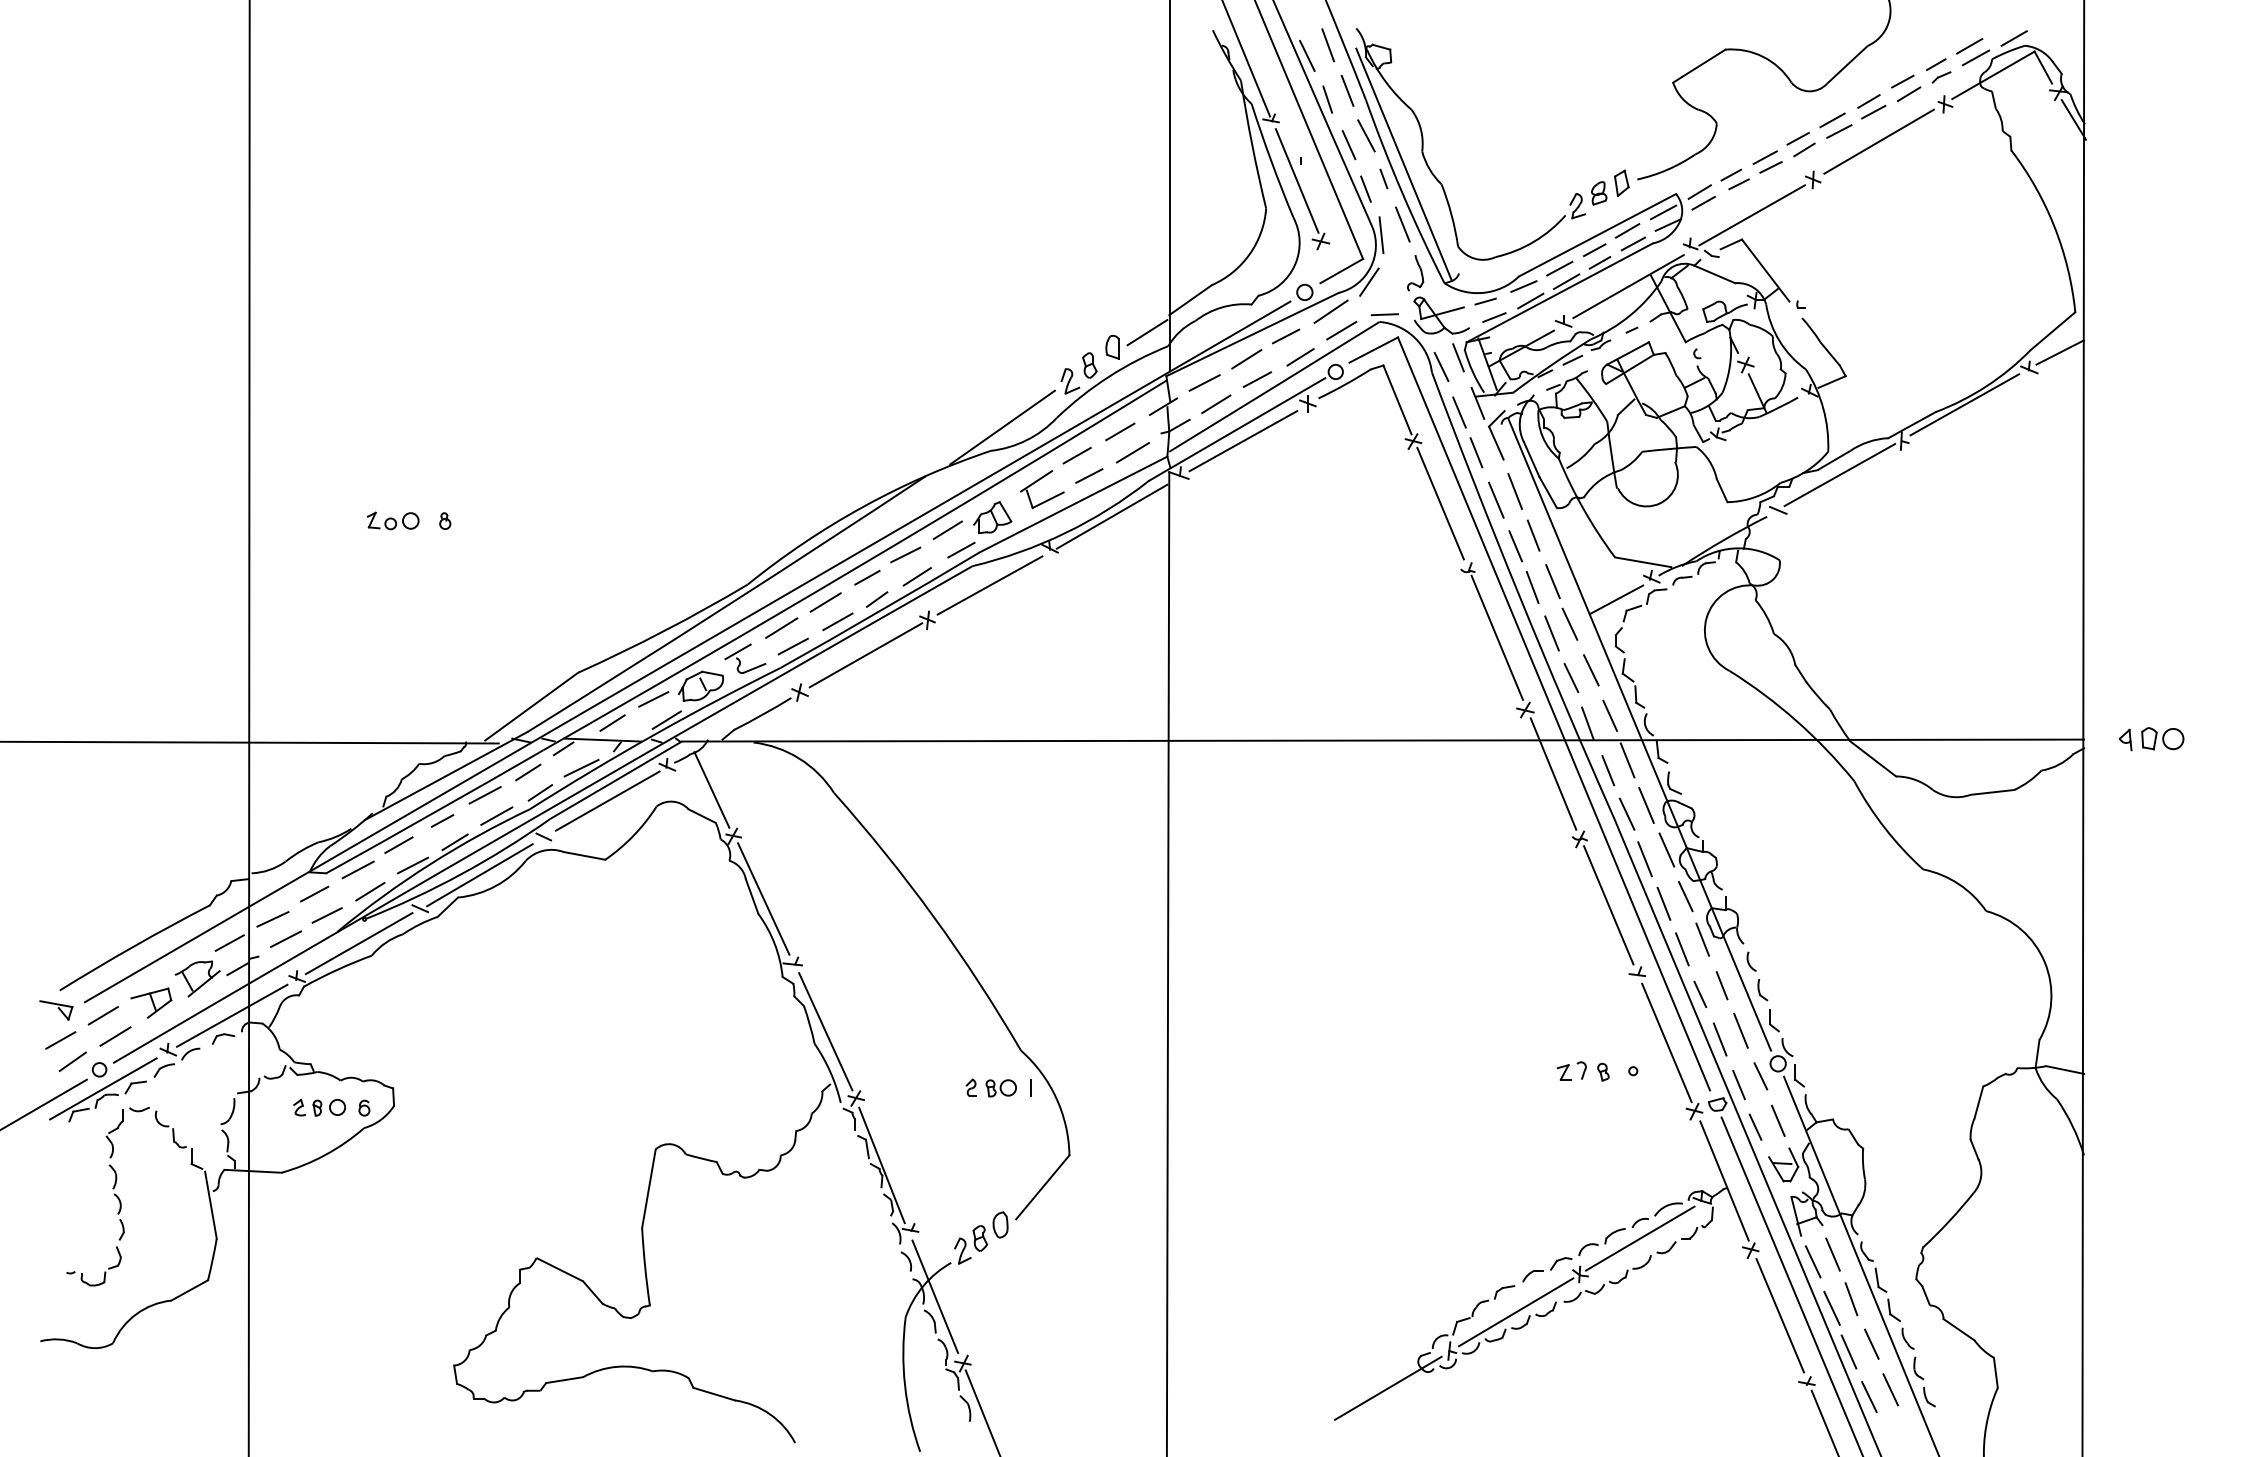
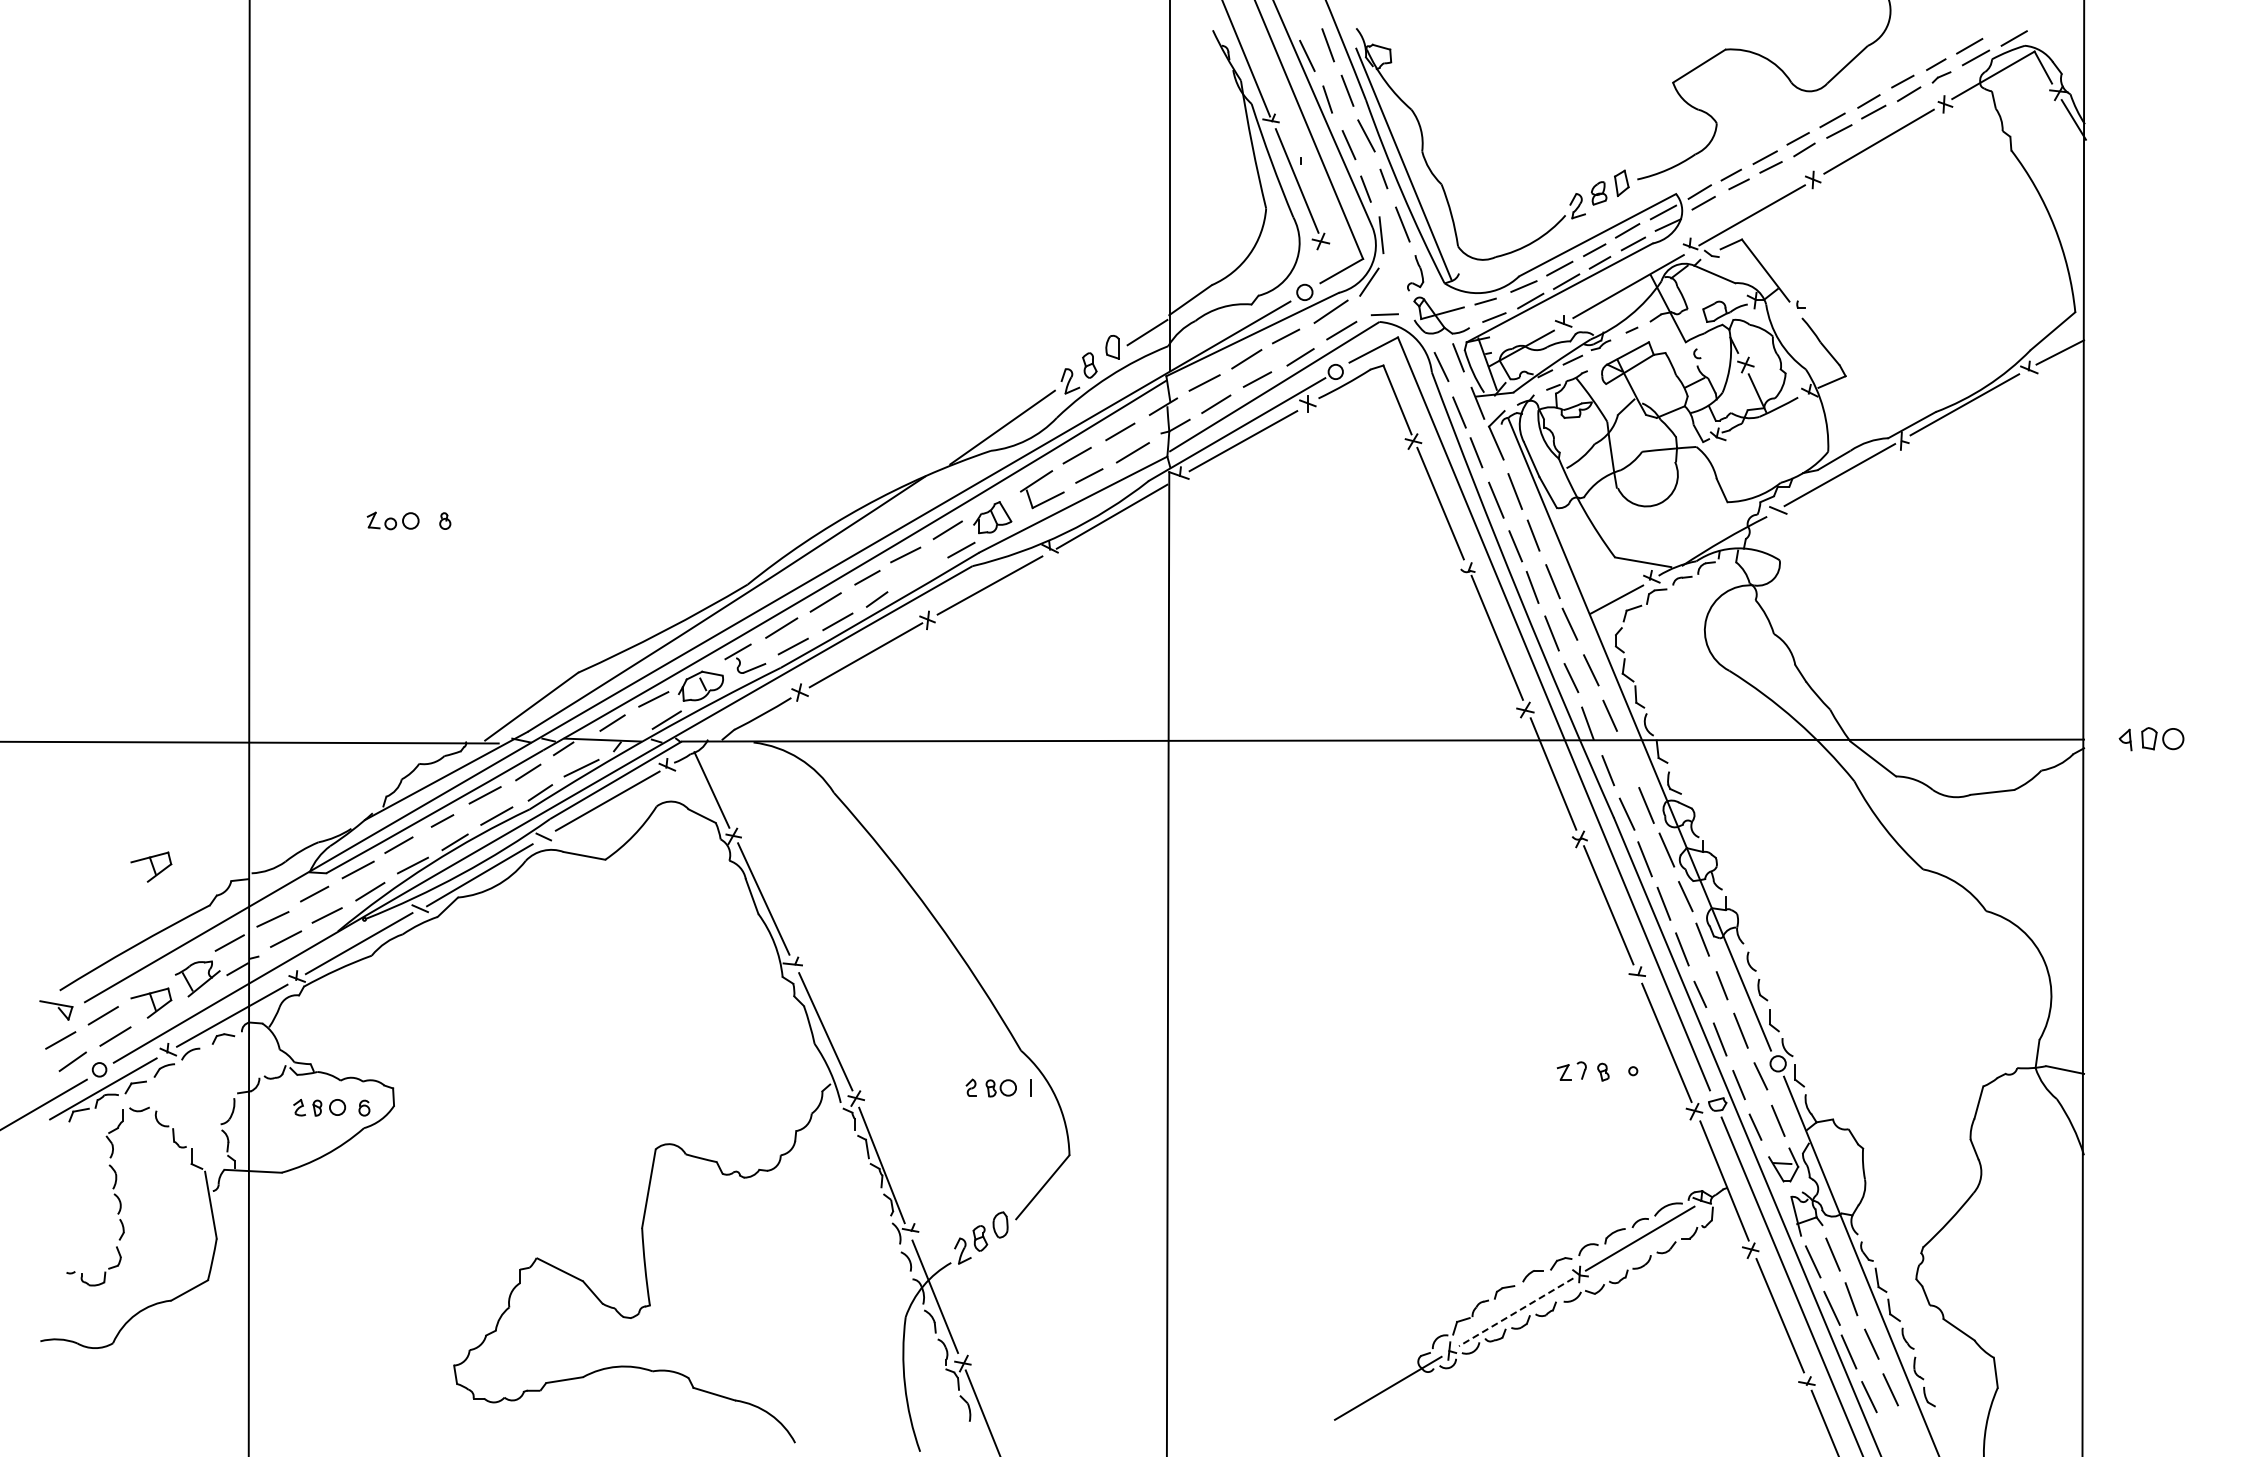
line: present -> none (916, 576)
line: present -> none (1627, 760)
part: none -> present (151, 866)
line: solid -> dashed (1515, 1312)
